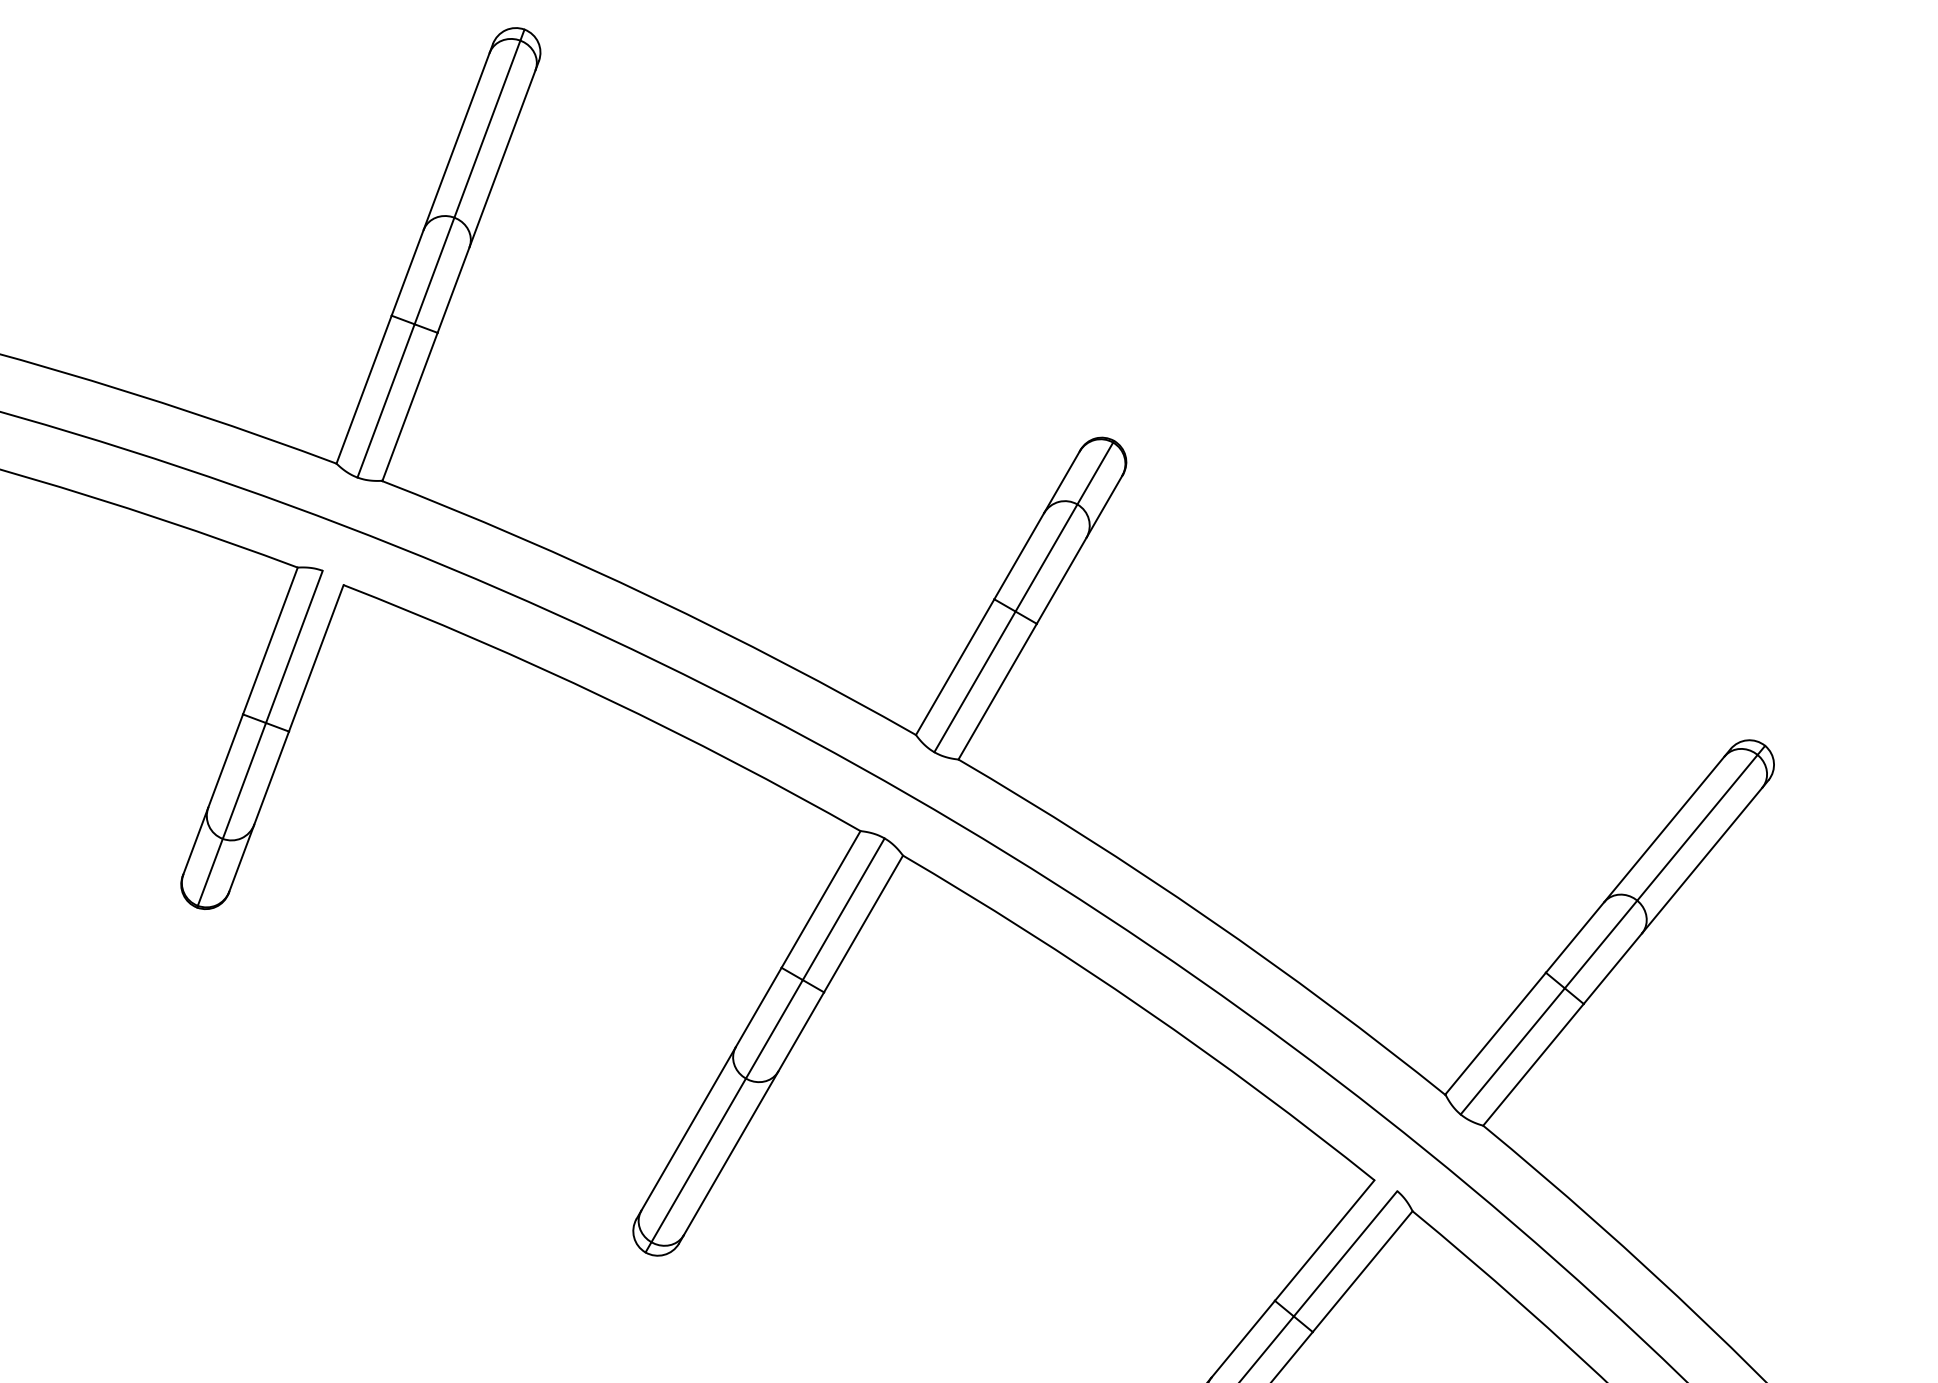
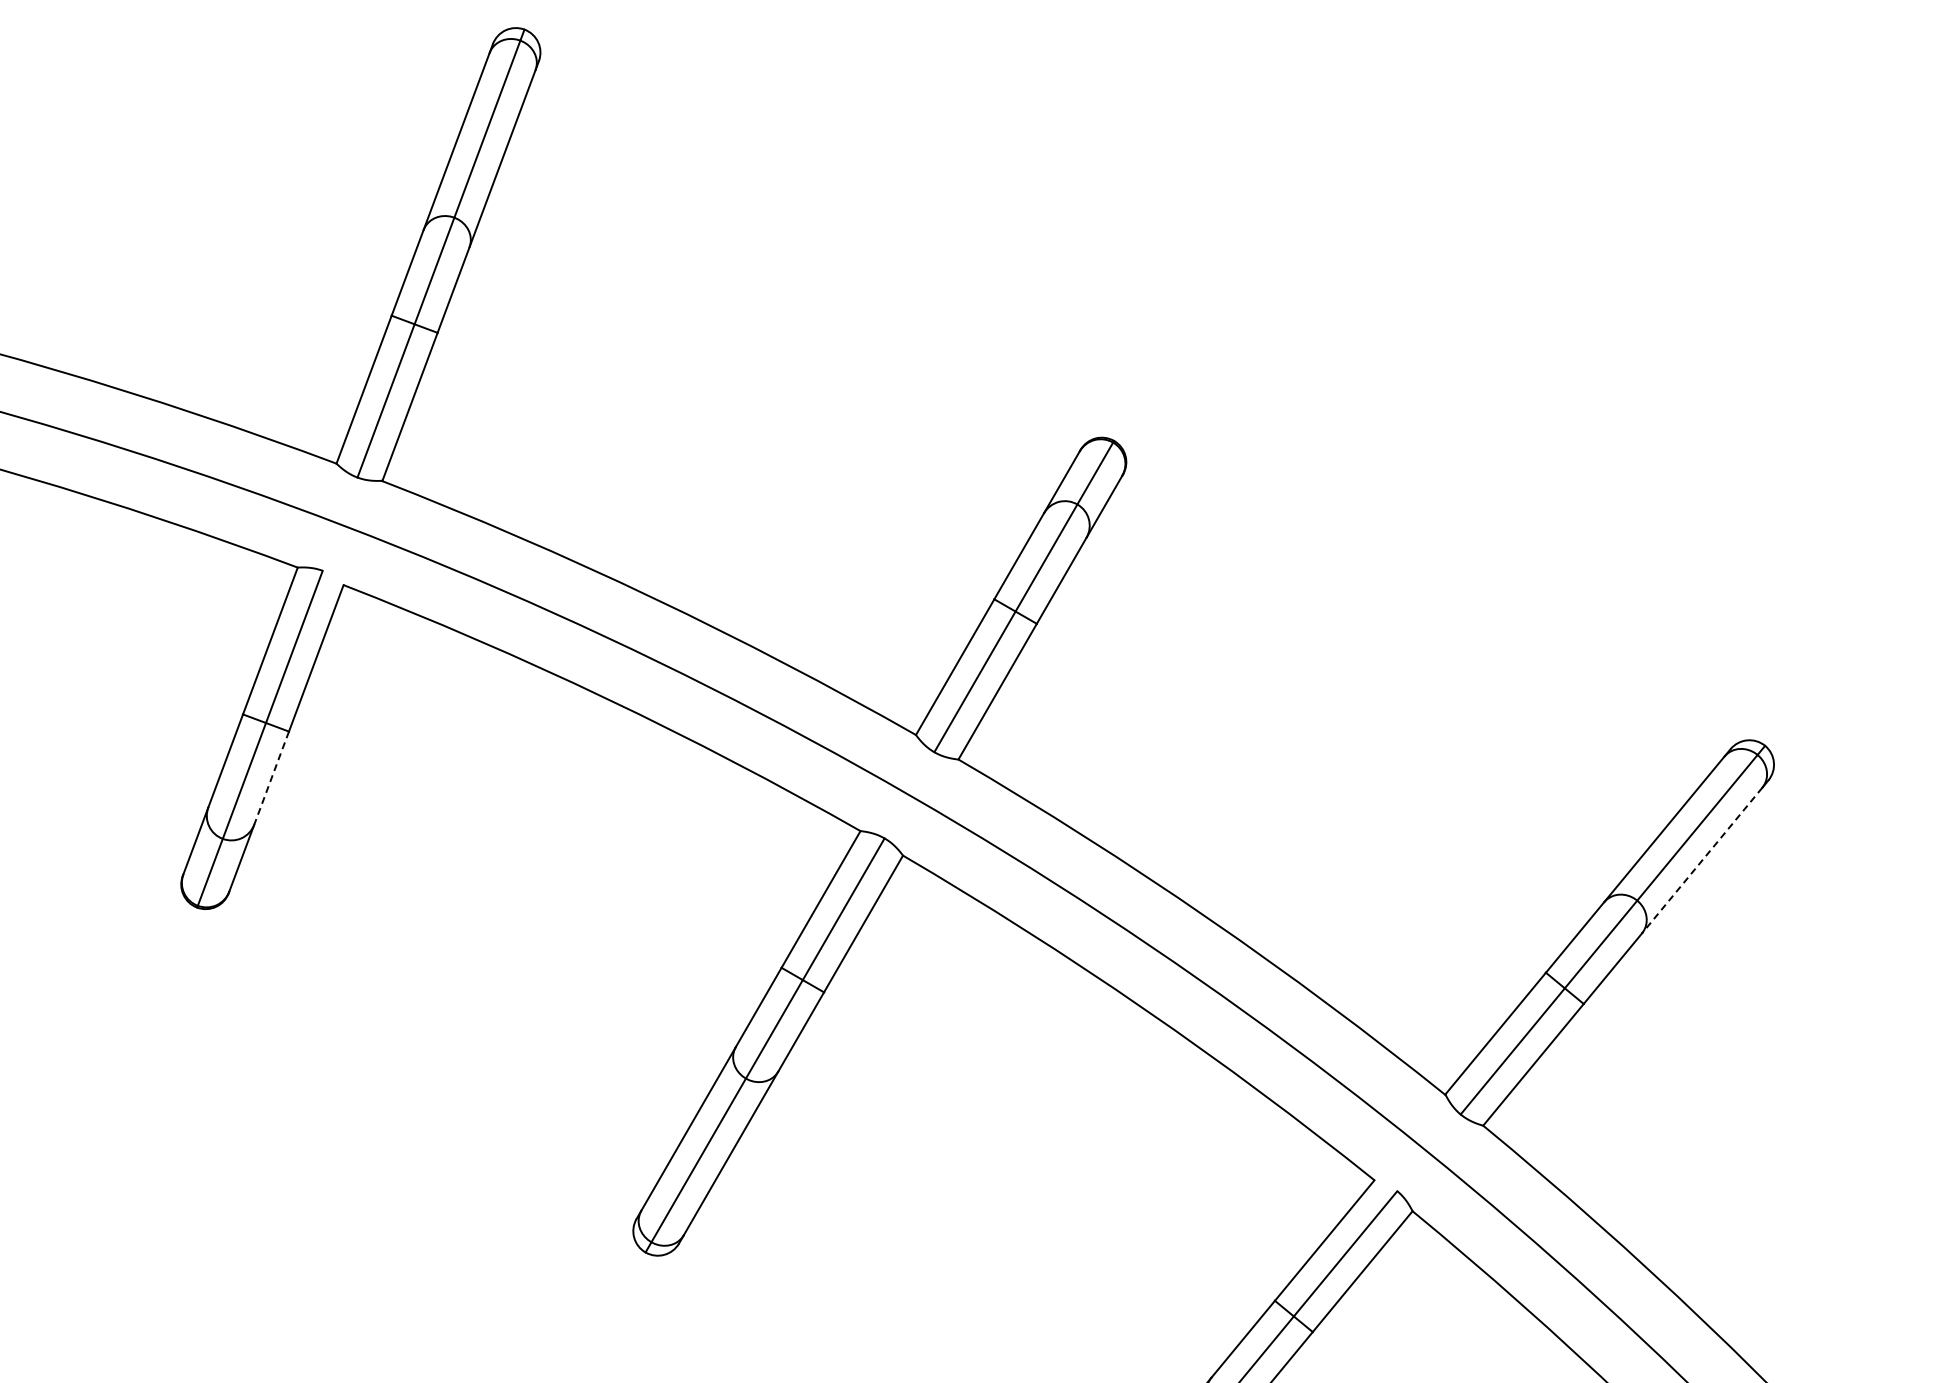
line: solid -> dashed (271, 778)
line: solid -> dashed (1701, 860)
